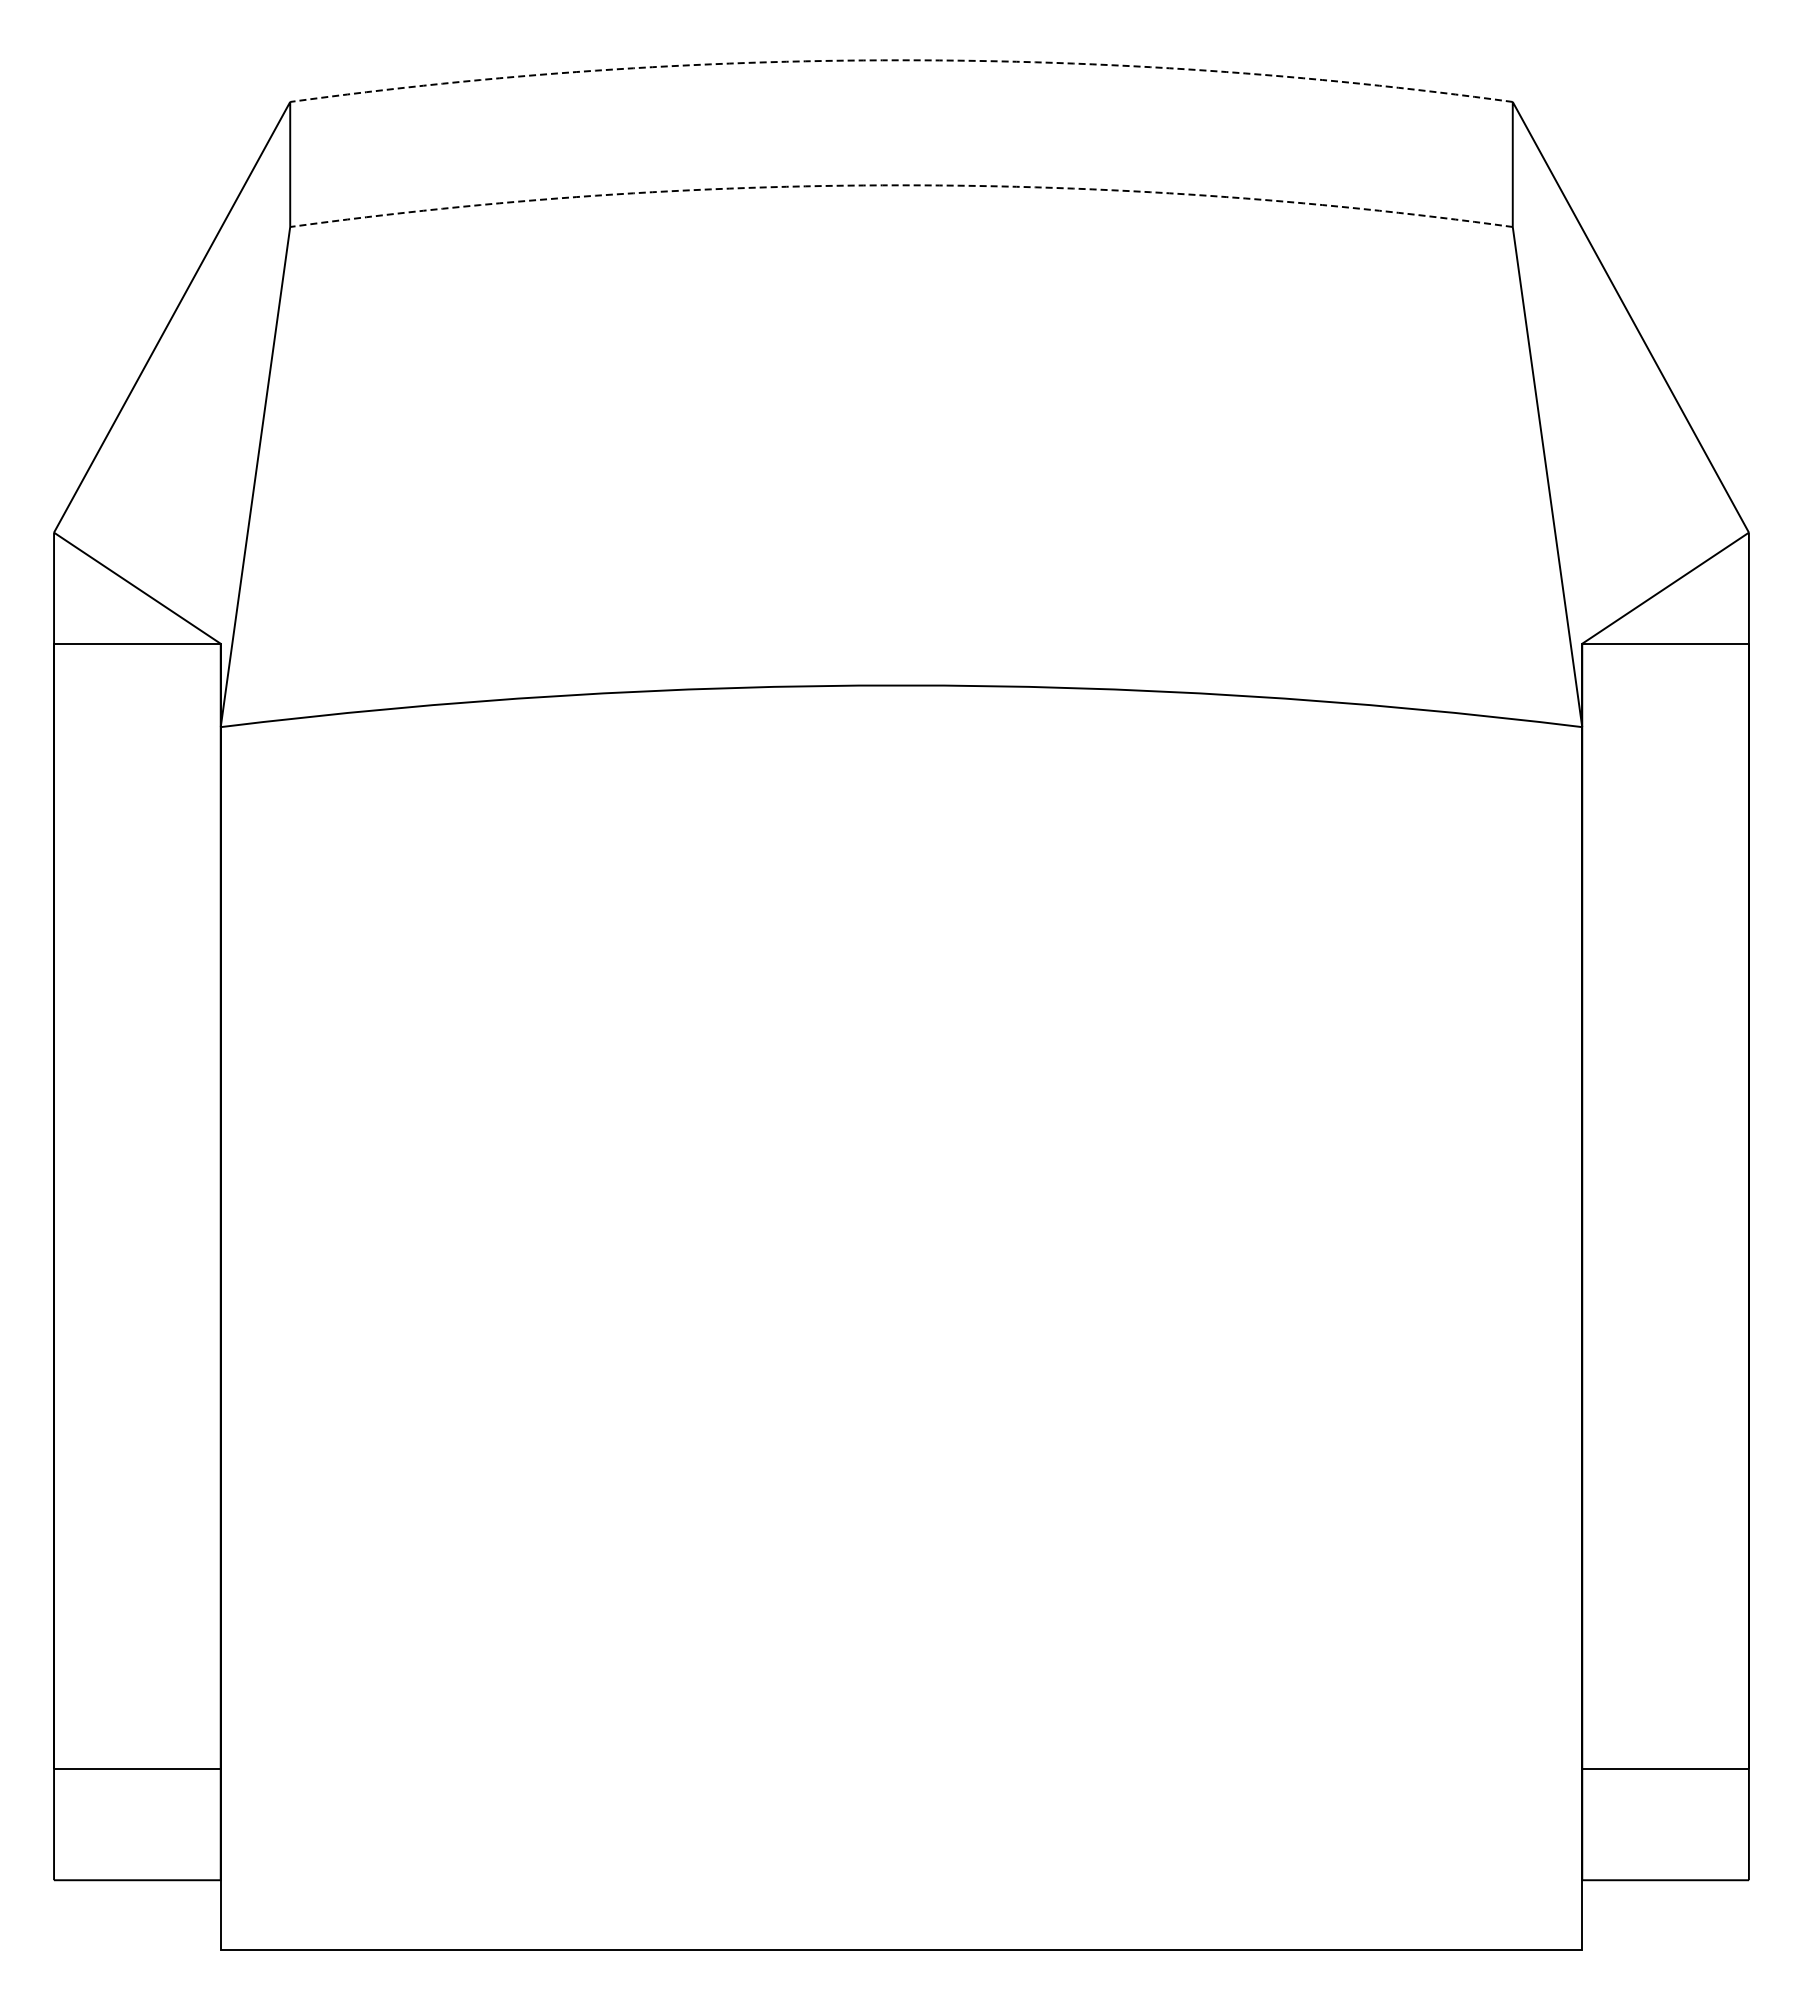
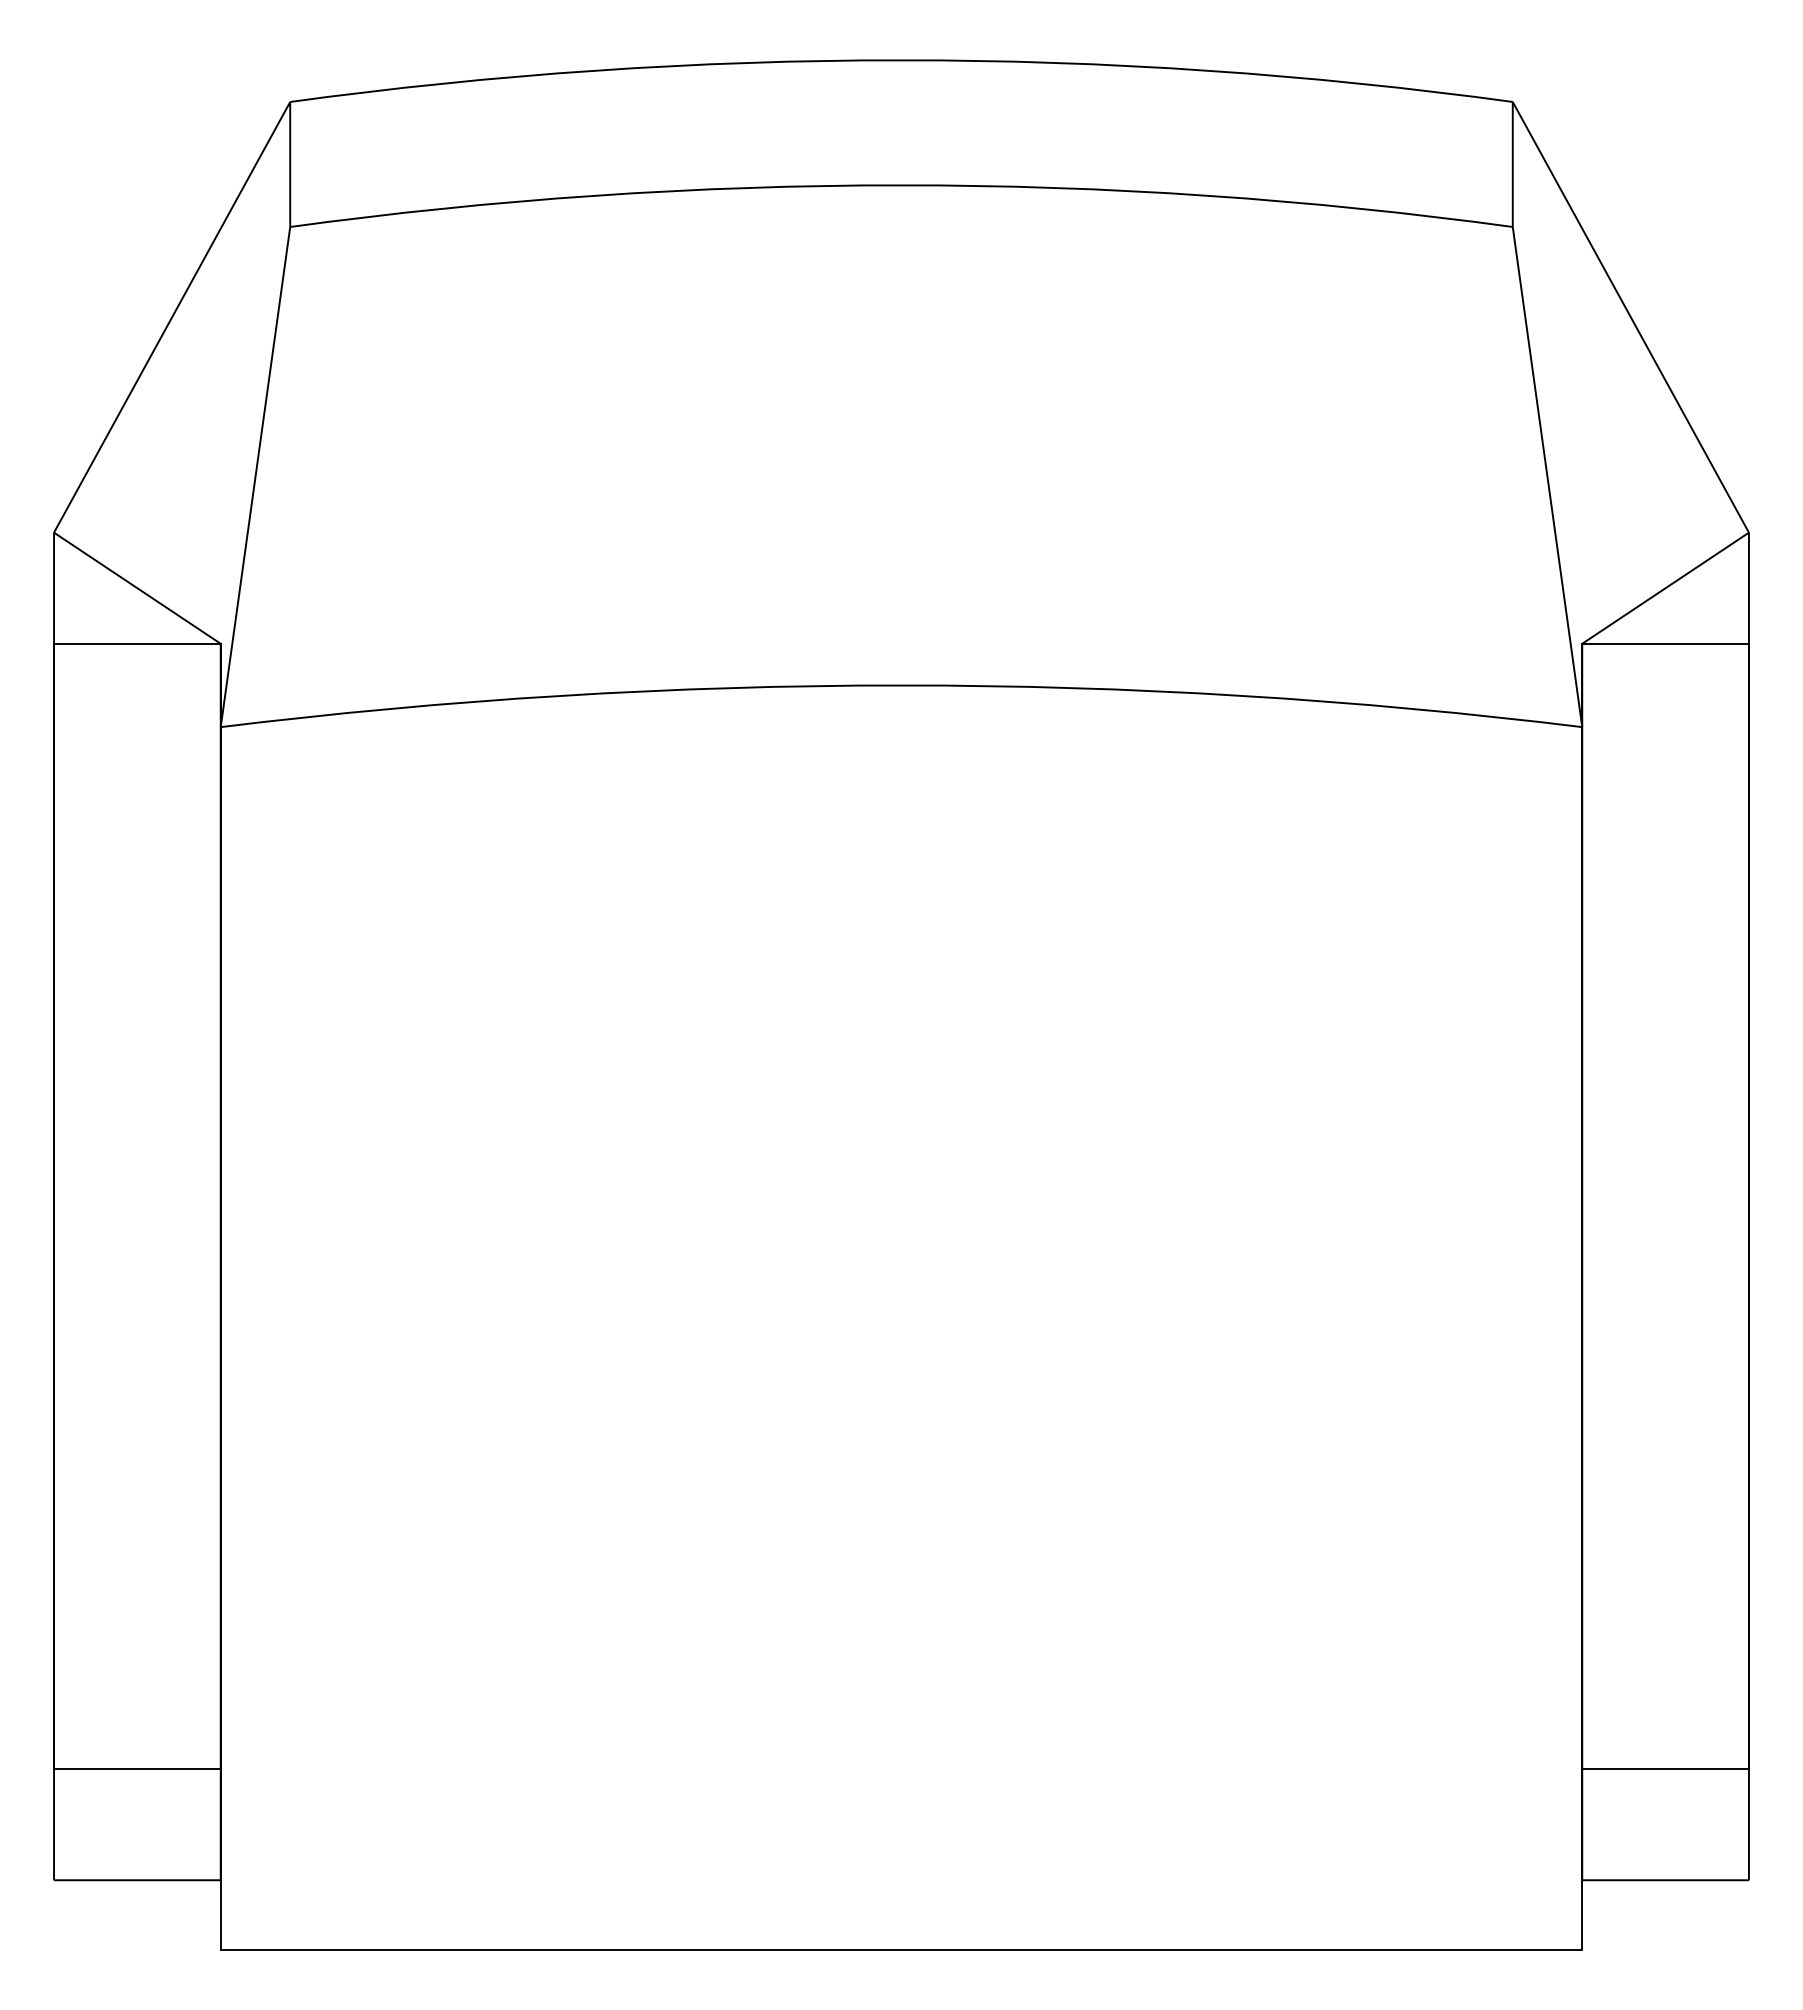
arc: dashed -> solid (901, 60)
arc: dashed -> solid (901, 185)
